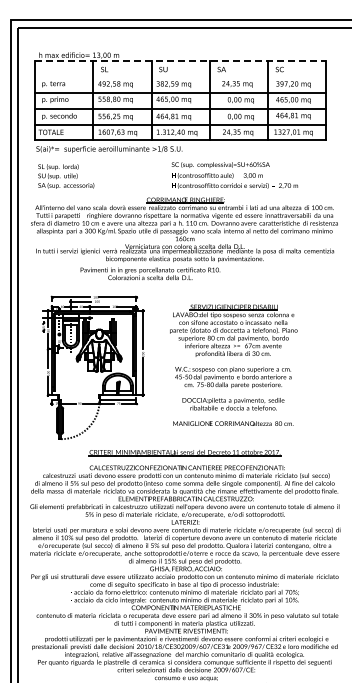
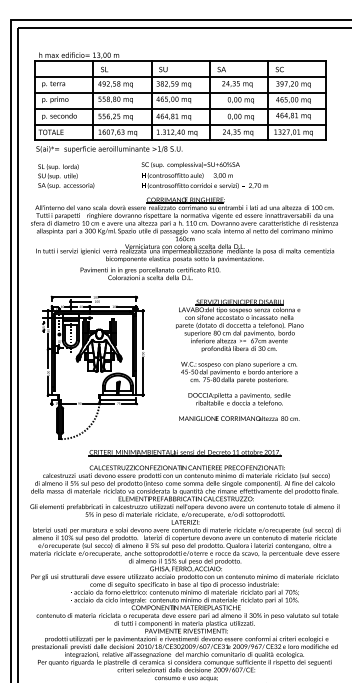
line: dashed -> solid (181, 61)
line: none -> present (180, 77)
text position: (234, 175) -> (204, 175) (204, 175)
part position: (233, 364) -> (239, 359) (239, 359)
